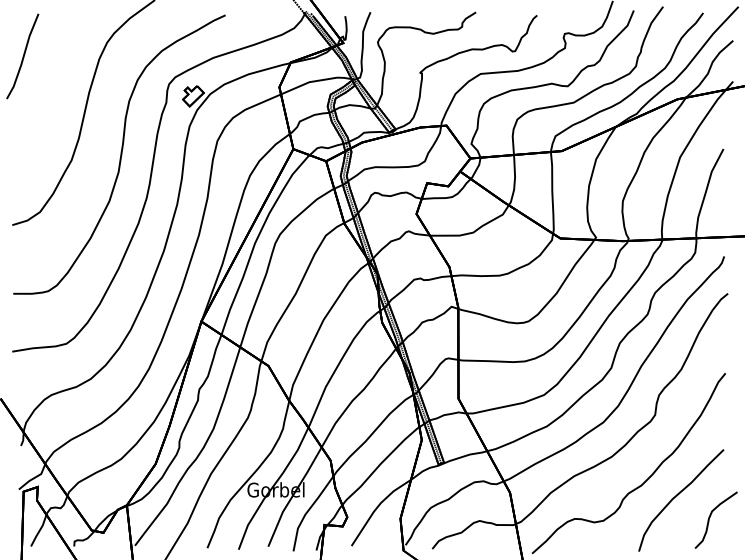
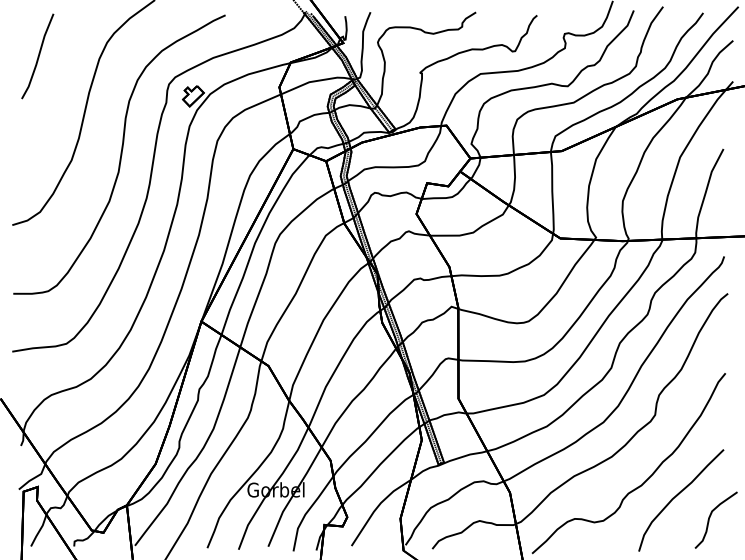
line position: (22, 56) -> (37, 56) (37, 56)
